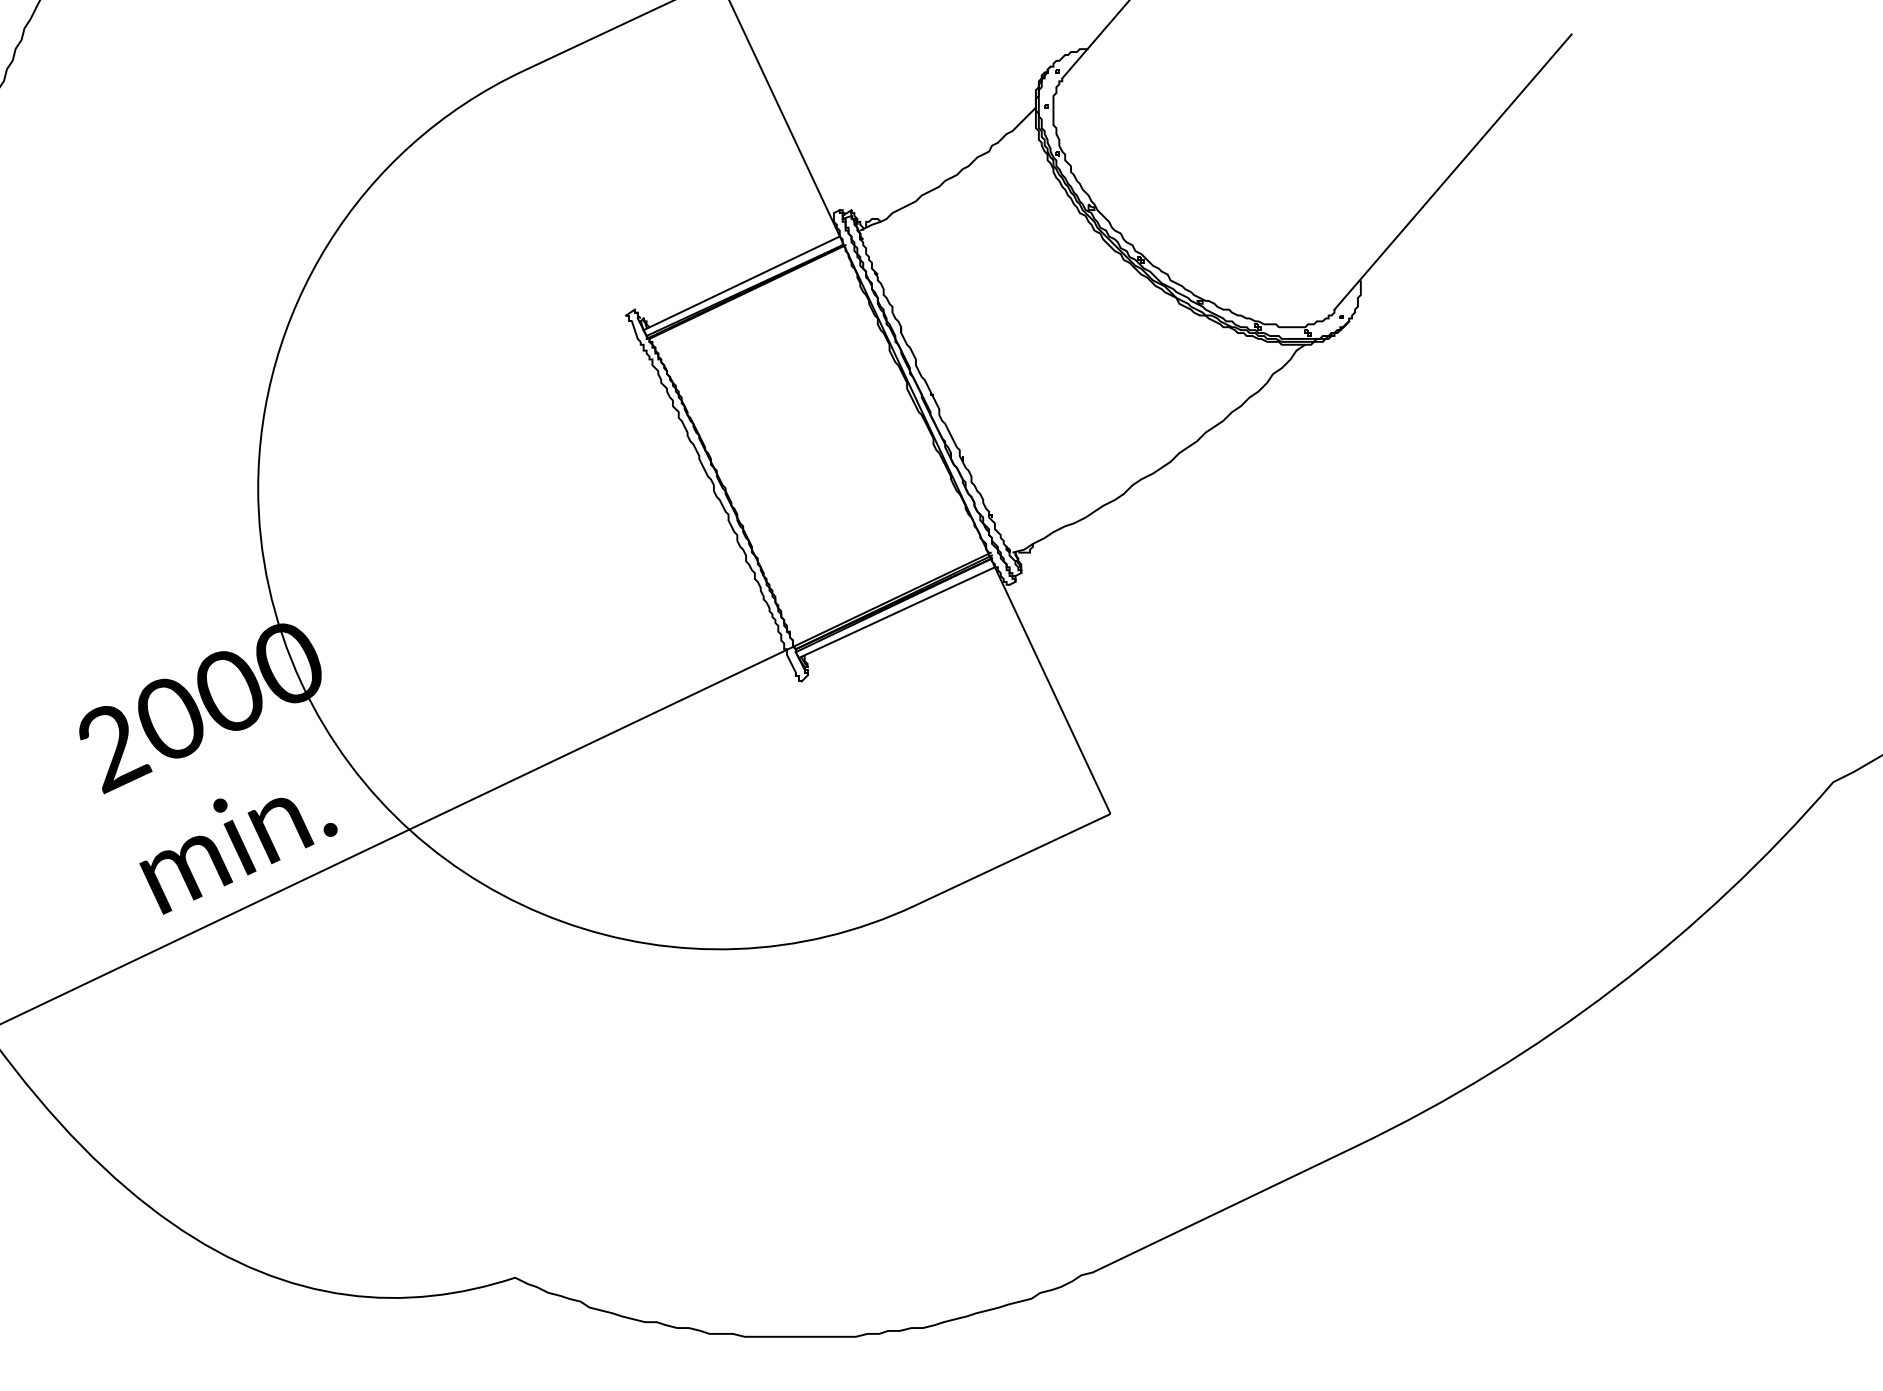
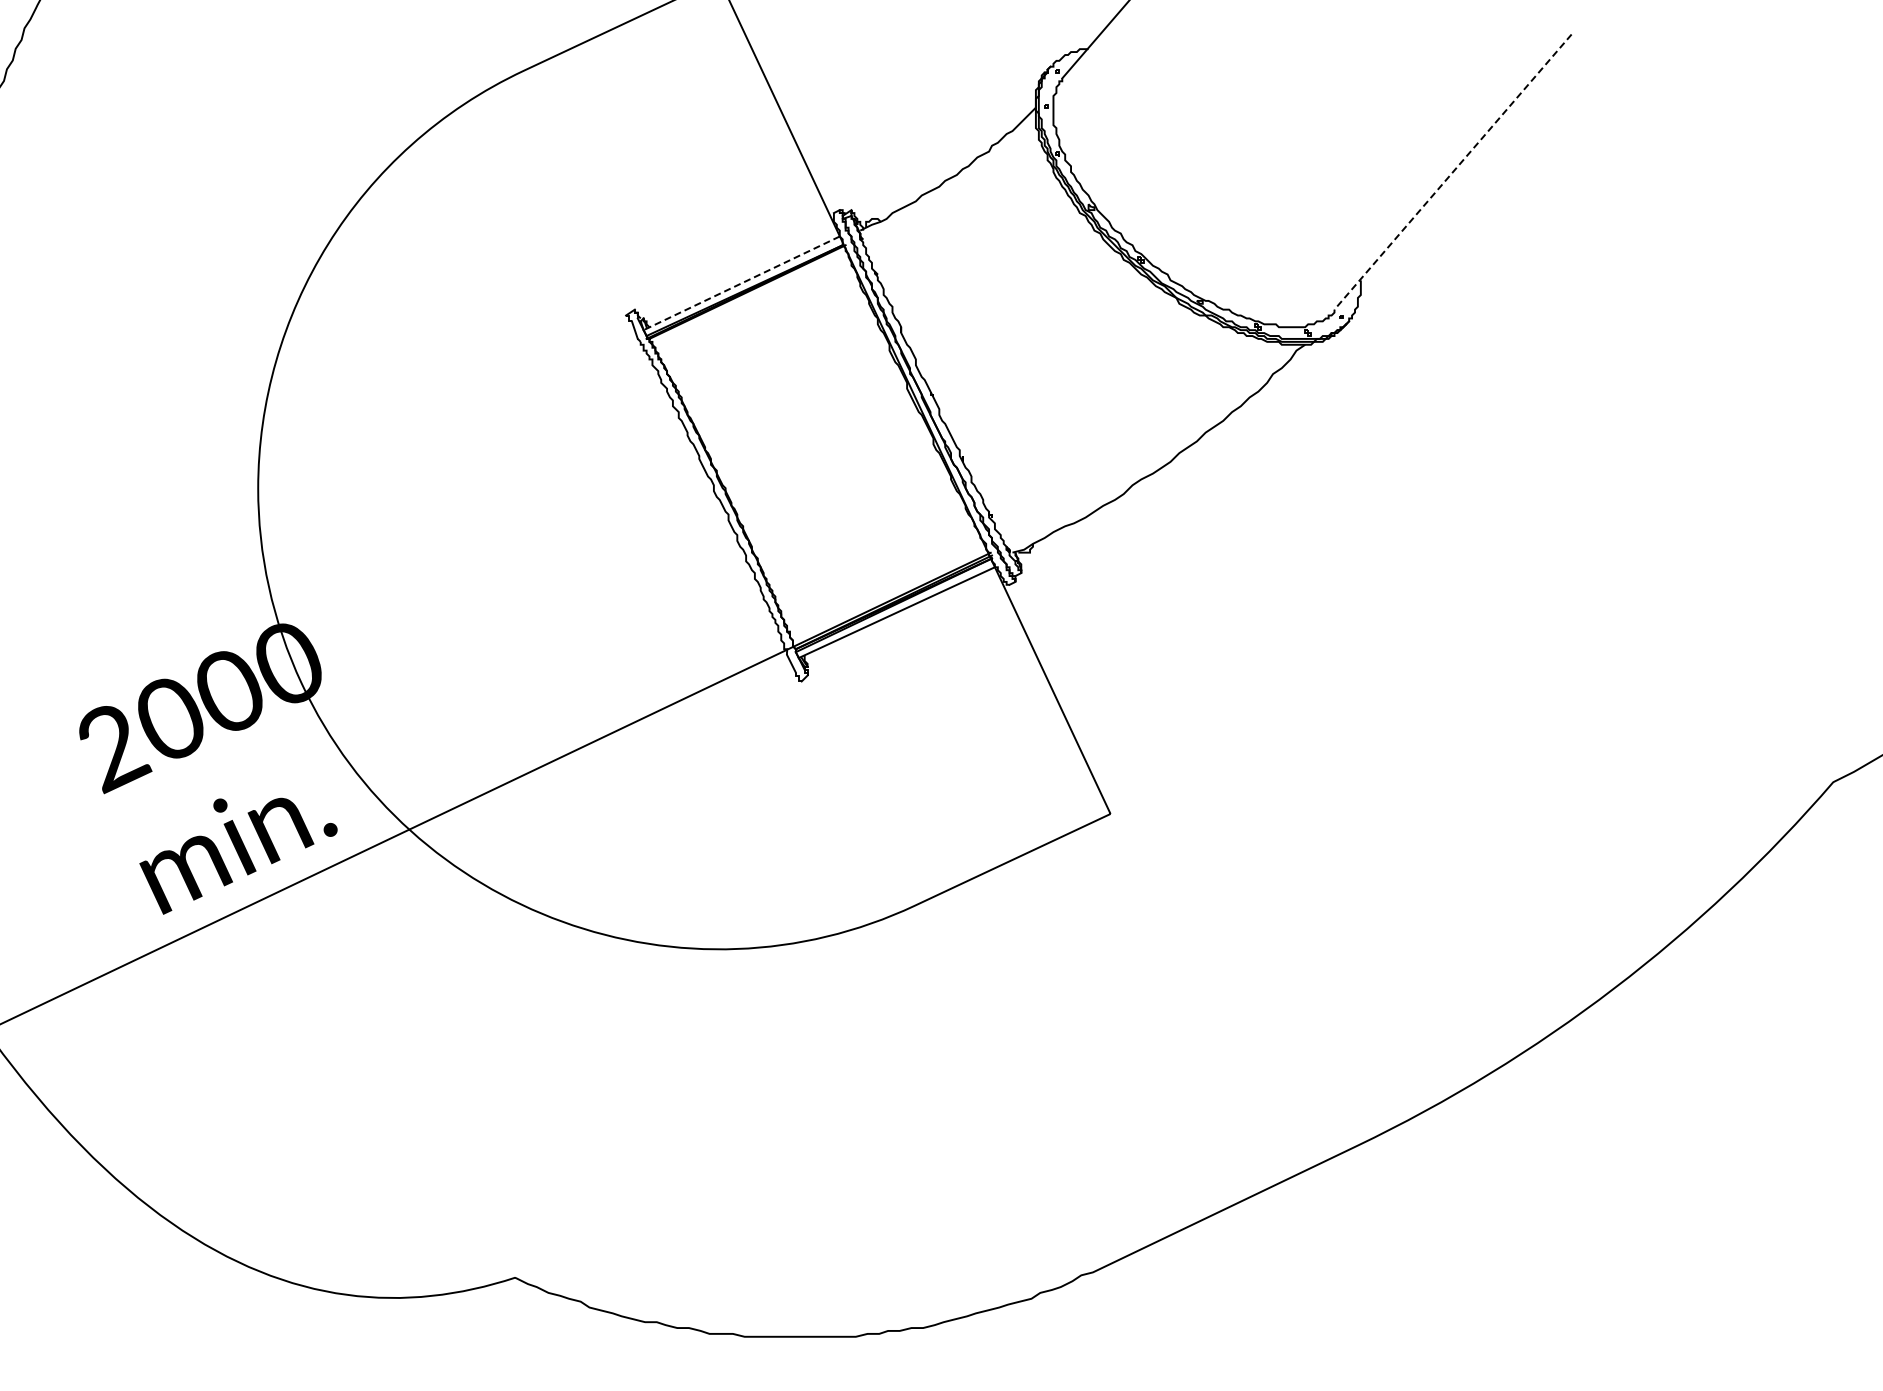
line: solid -> dashed (1453, 172)
line: solid -> dashed (741, 283)
